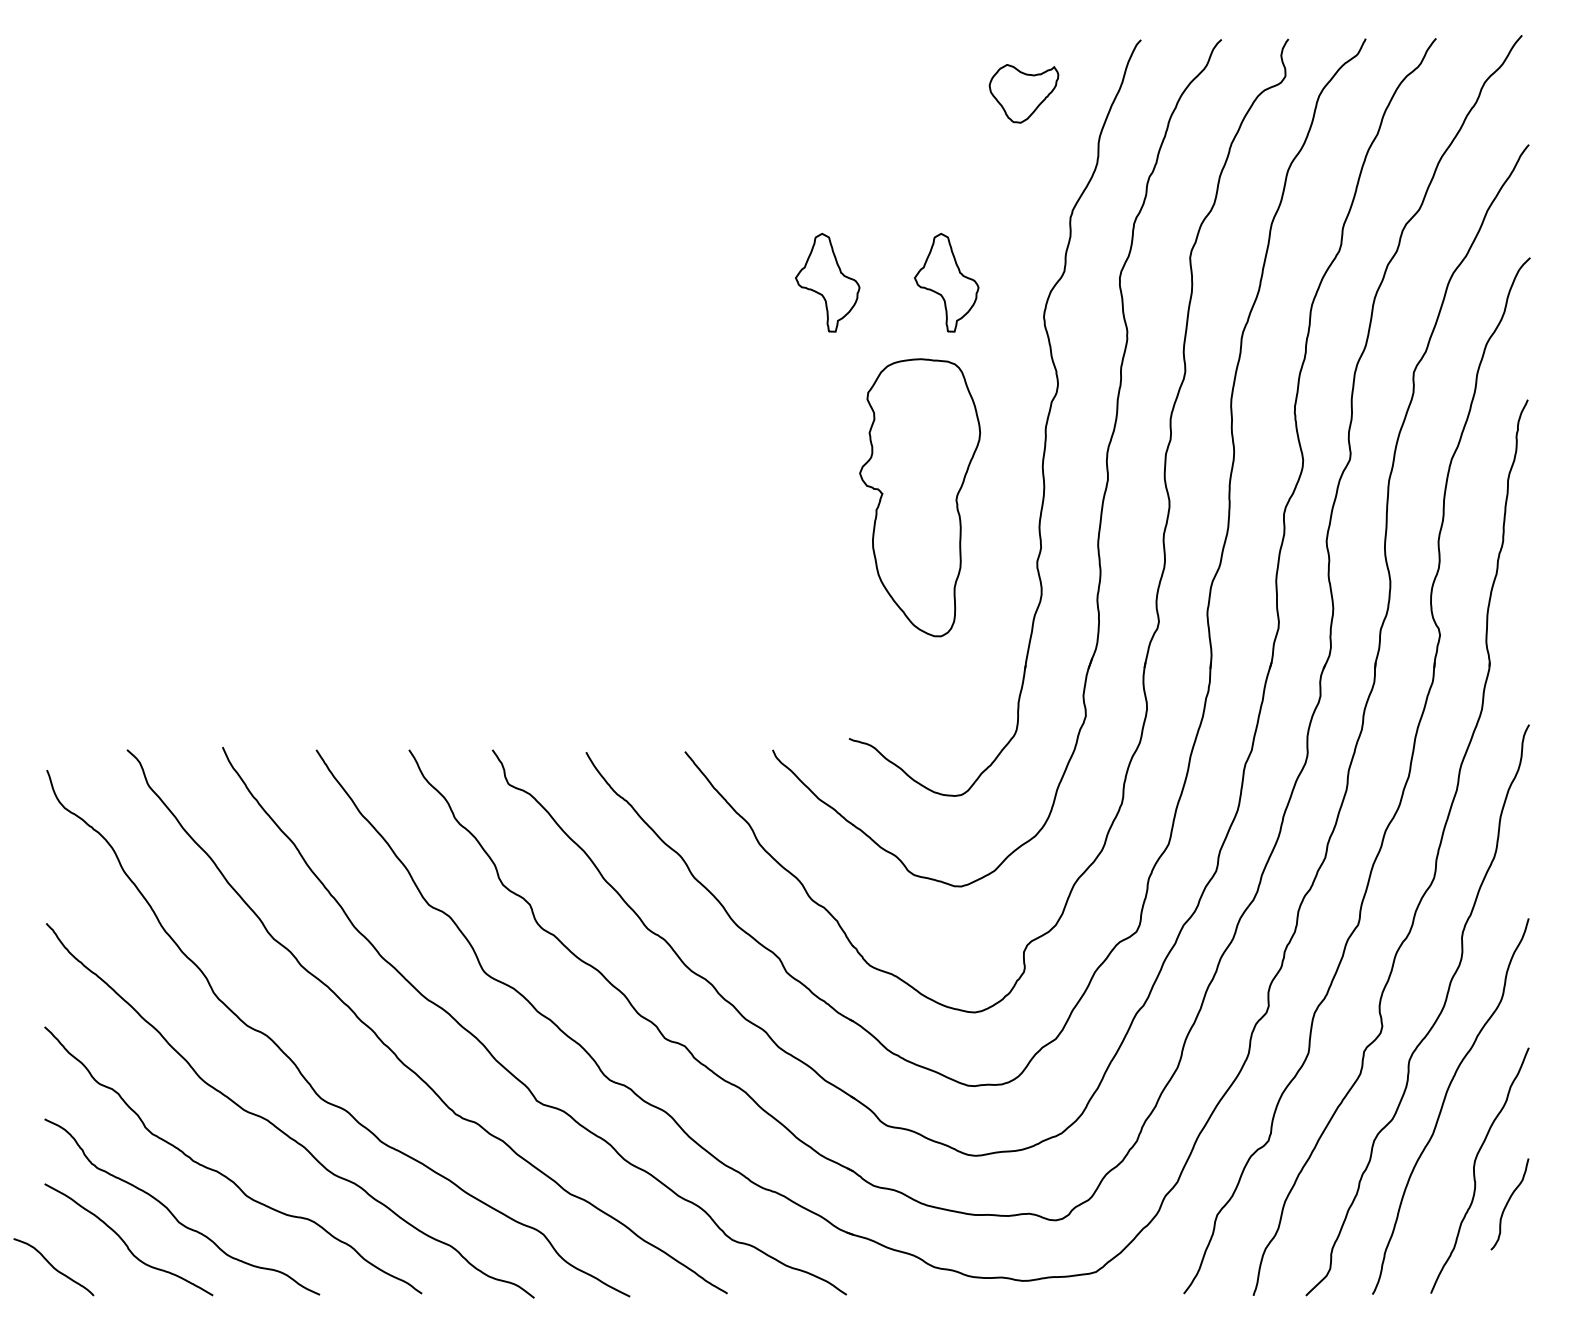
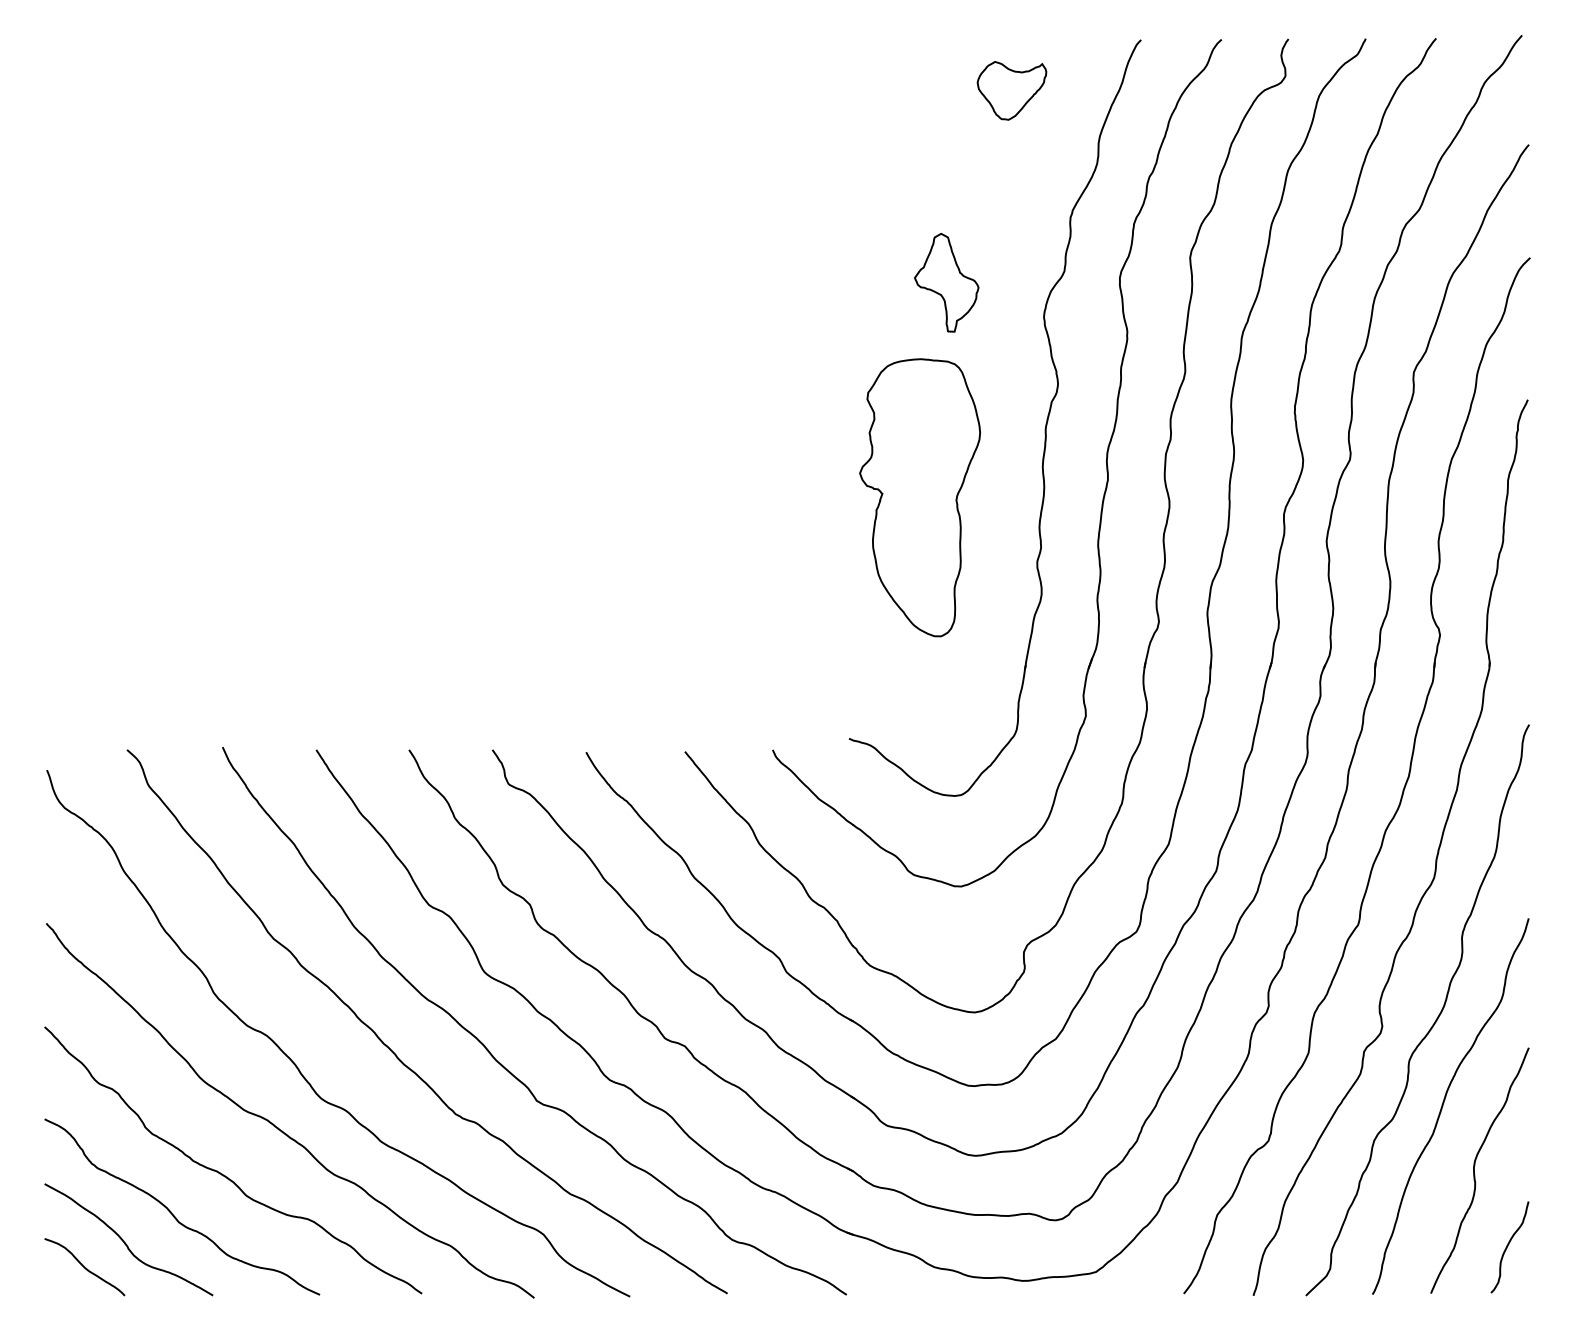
part position: (1023, 93) -> (1011, 90) (1011, 90)
part: present -> none (827, 282)
curve position: (1508, 1203) -> (1508, 1246) (1508, 1246)
curve position: (53, 1267) -> (84, 1267) (84, 1267)
